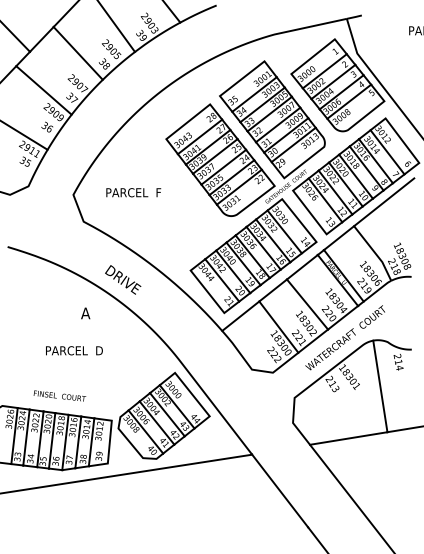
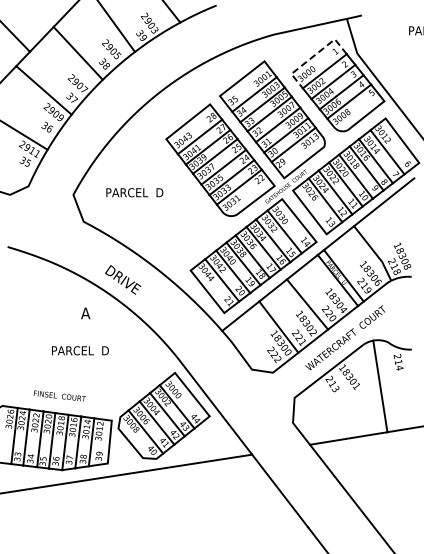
line: solid -> dashed (313, 56)
text: PARCEL  F -> PARCEL  D (160, 192)
text position: (74, 350) -> (80, 350) (80, 350)
